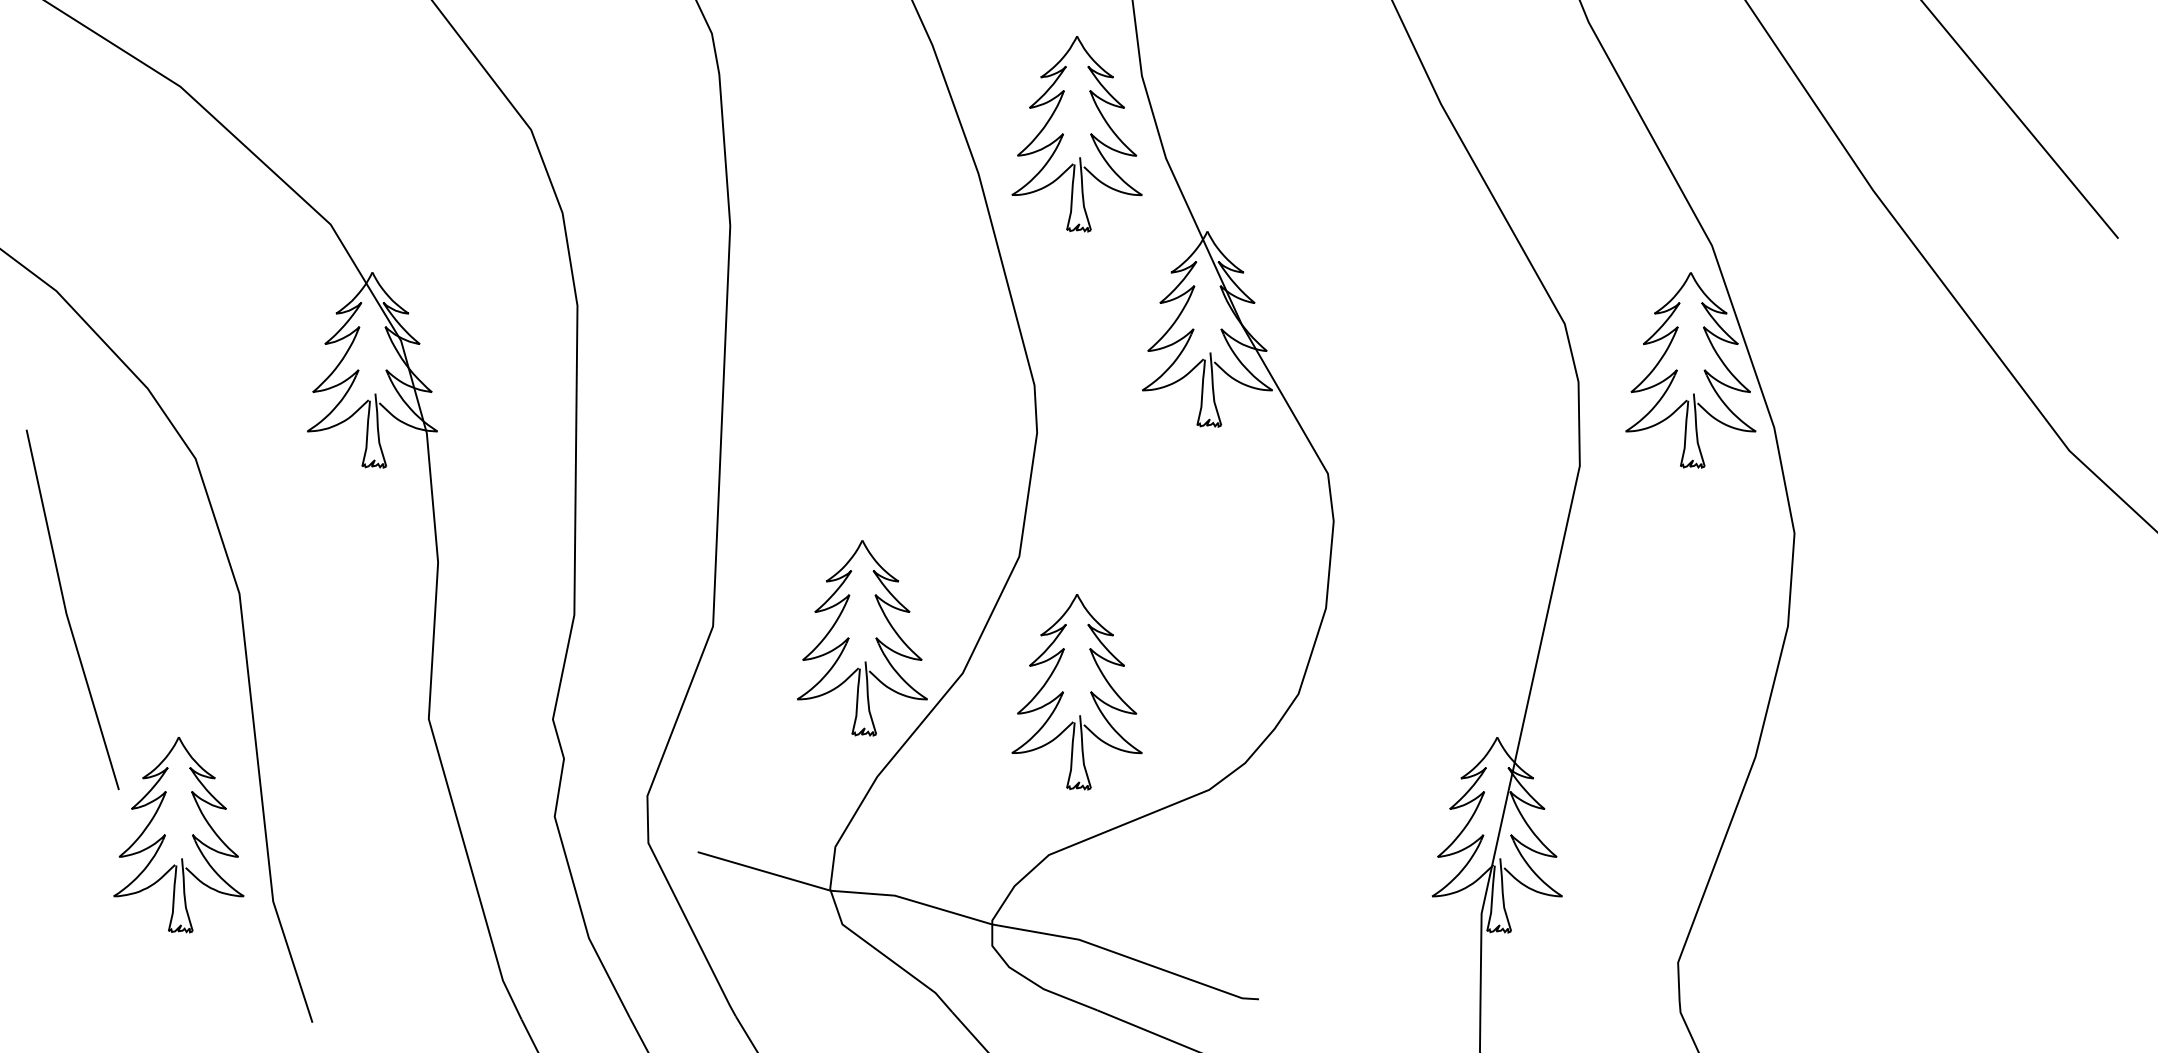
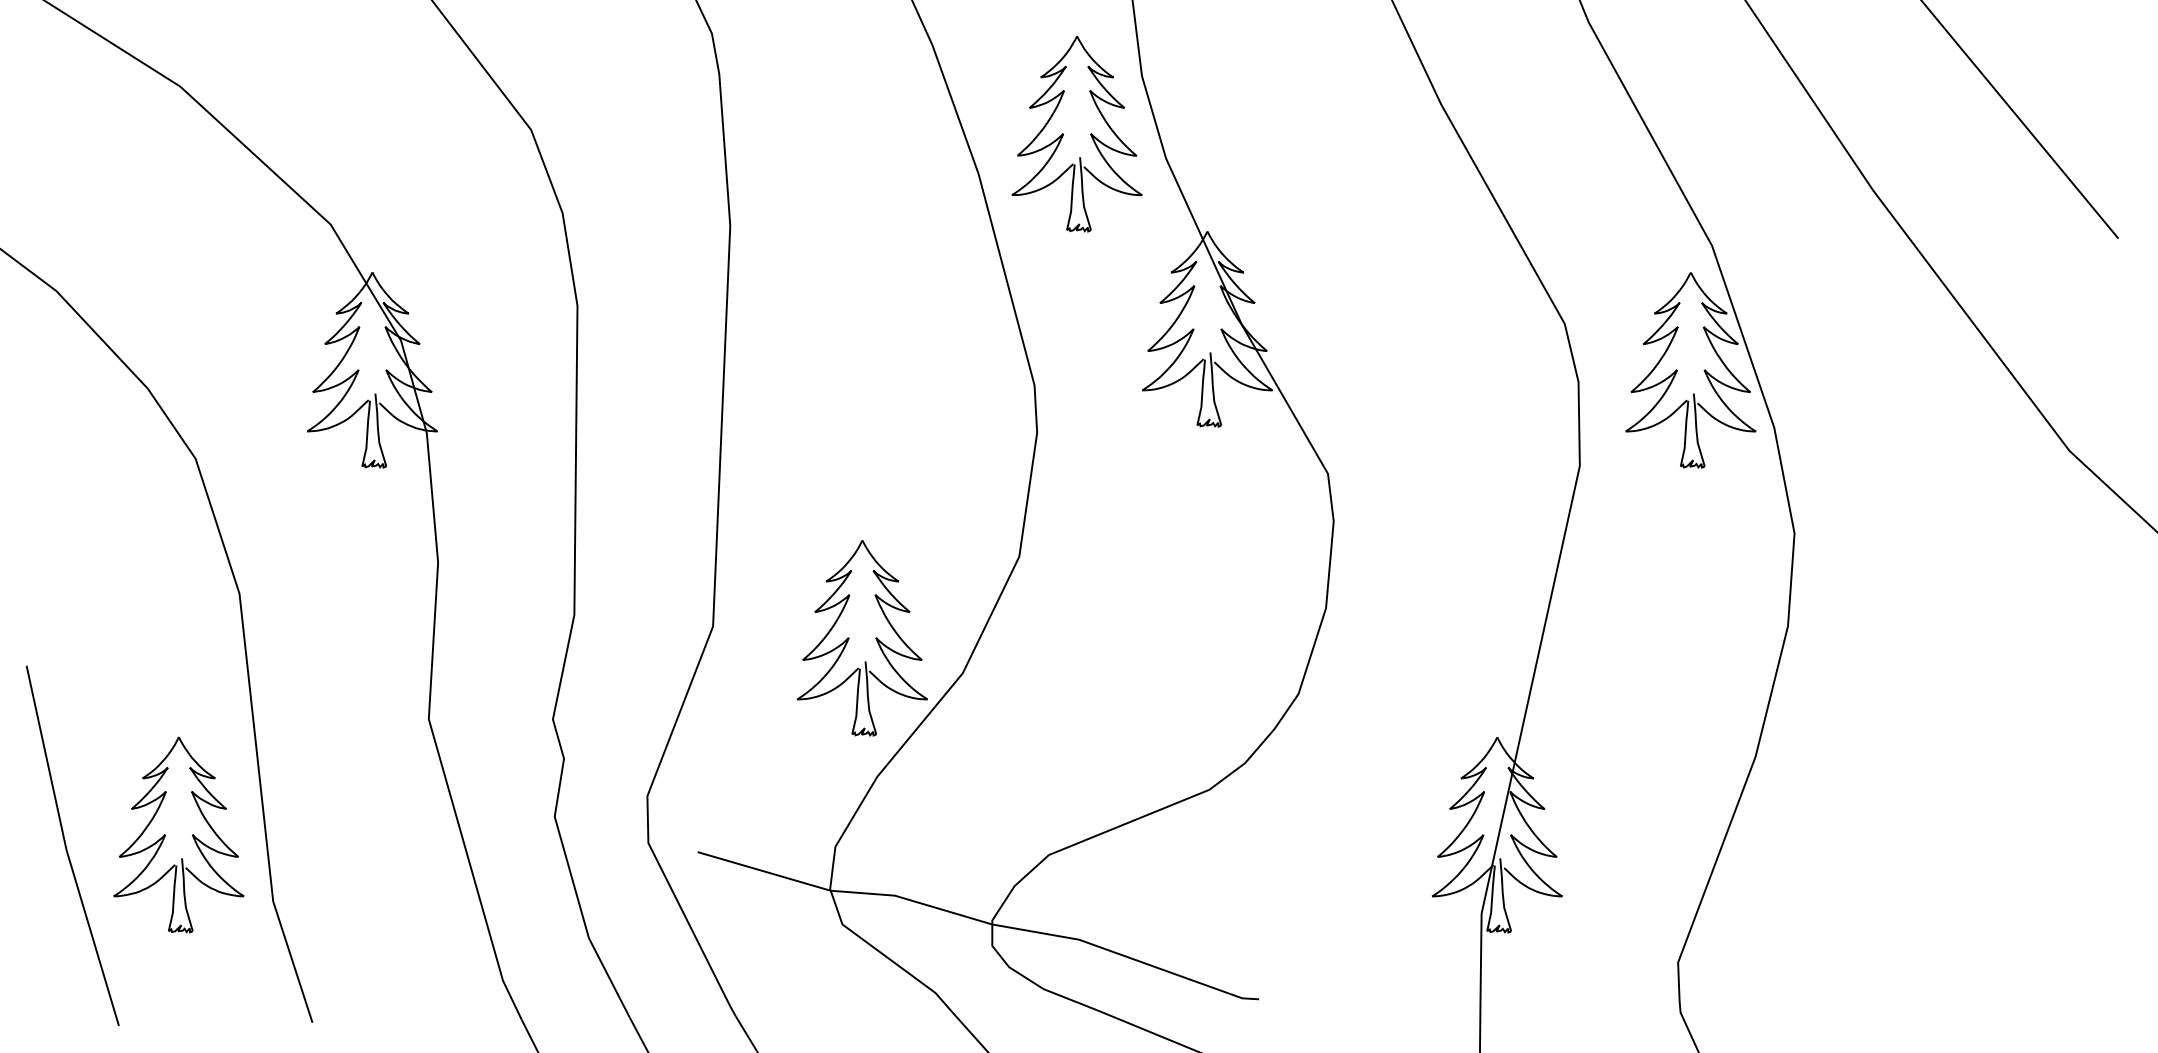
line position: (67, 612) -> (67, 848) (67, 848)
part: present -> none (1063, 692)
